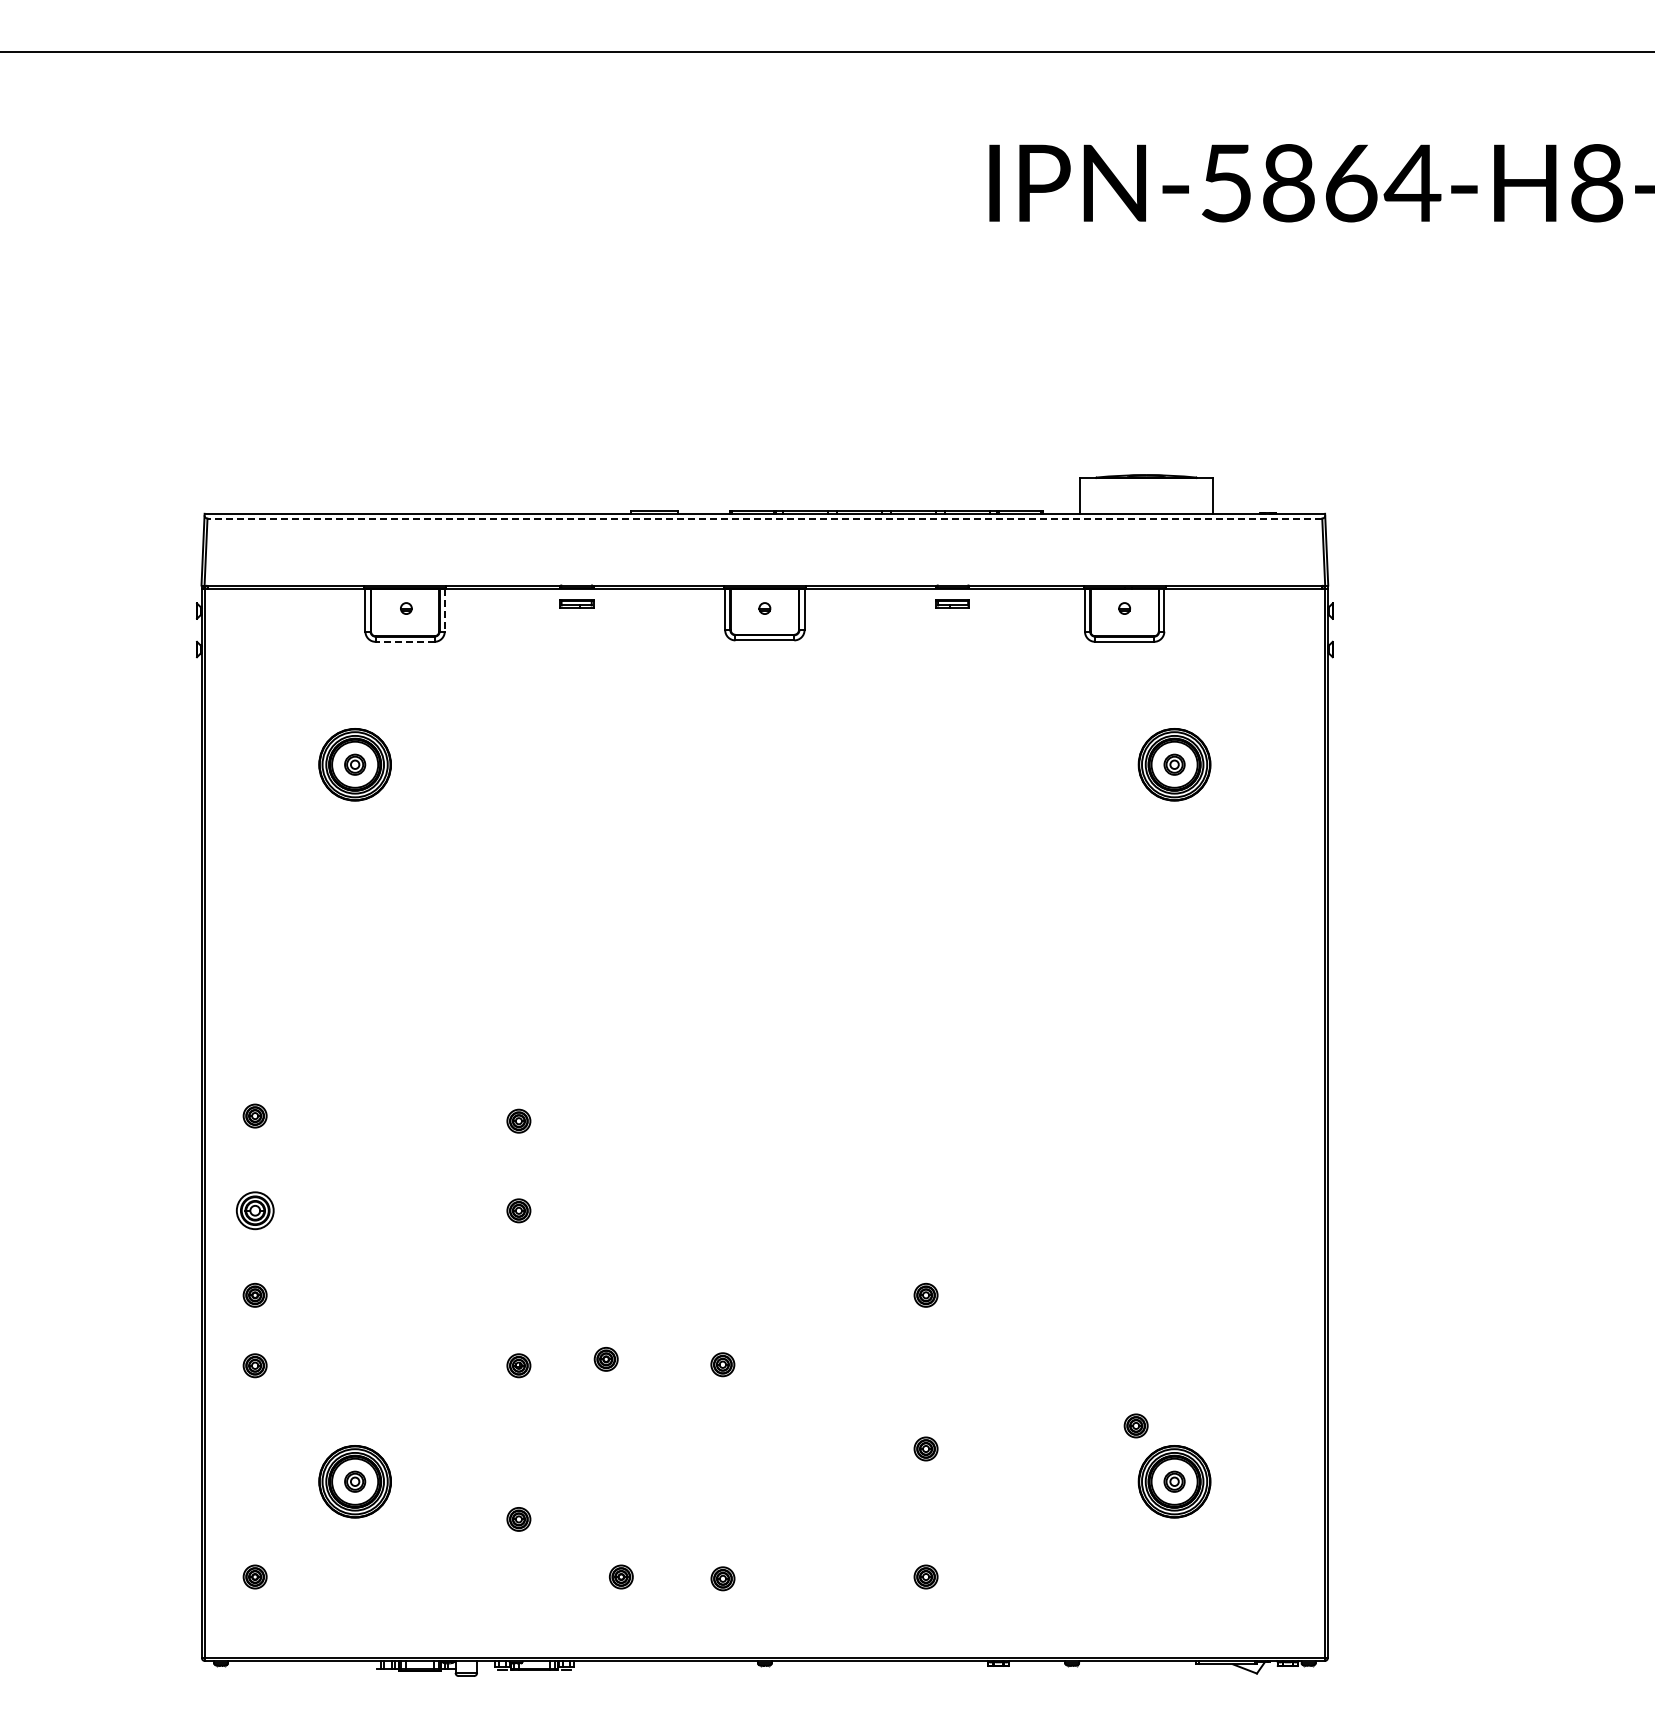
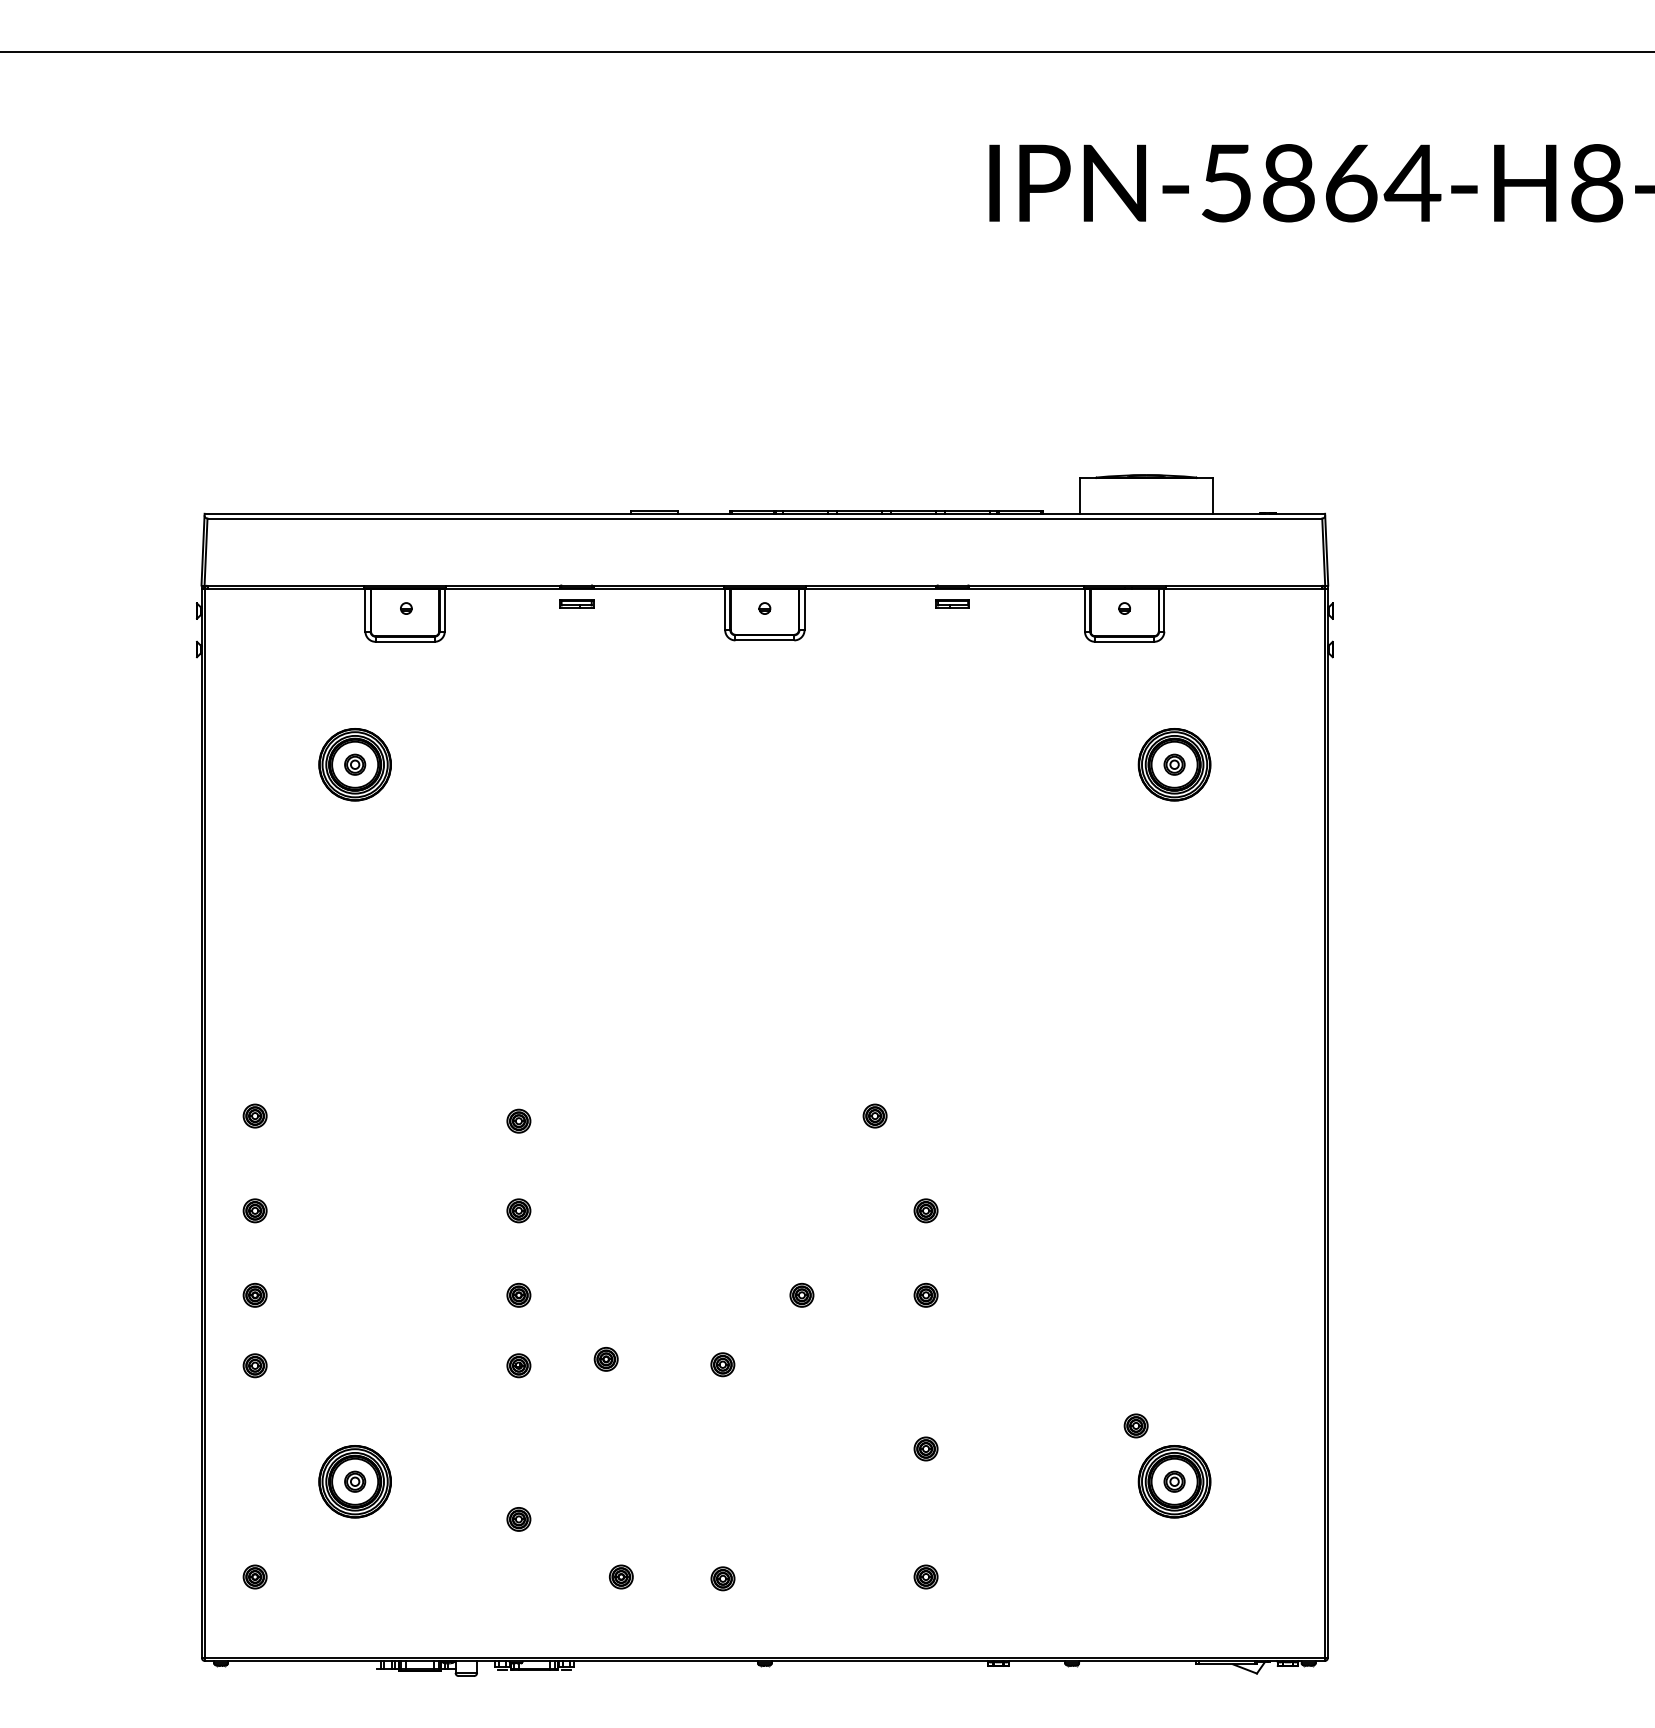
line: dashed -> solid (764, 518)
line: dashed -> solid (444, 610)
line: dashed -> solid (404, 641)
part: none -> present (874, 1115)
part size: 39x40 px -> 26x26 px (254, 1210)
part: none -> present (925, 1210)
part: none -> present (518, 1295)
part: none -> present (801, 1295)
